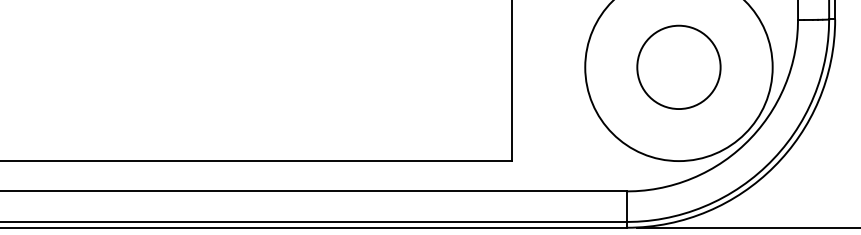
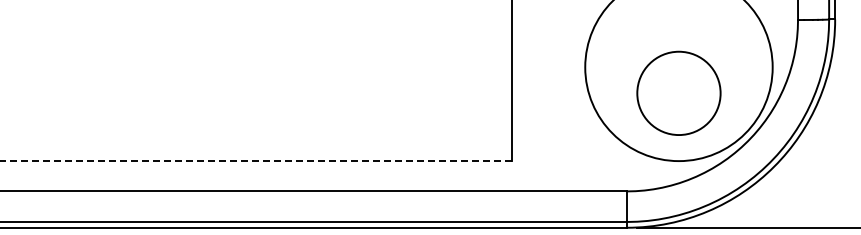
circle position: (678, 66) -> (678, 92) (678, 92)
line: solid -> dashed (256, 161)
